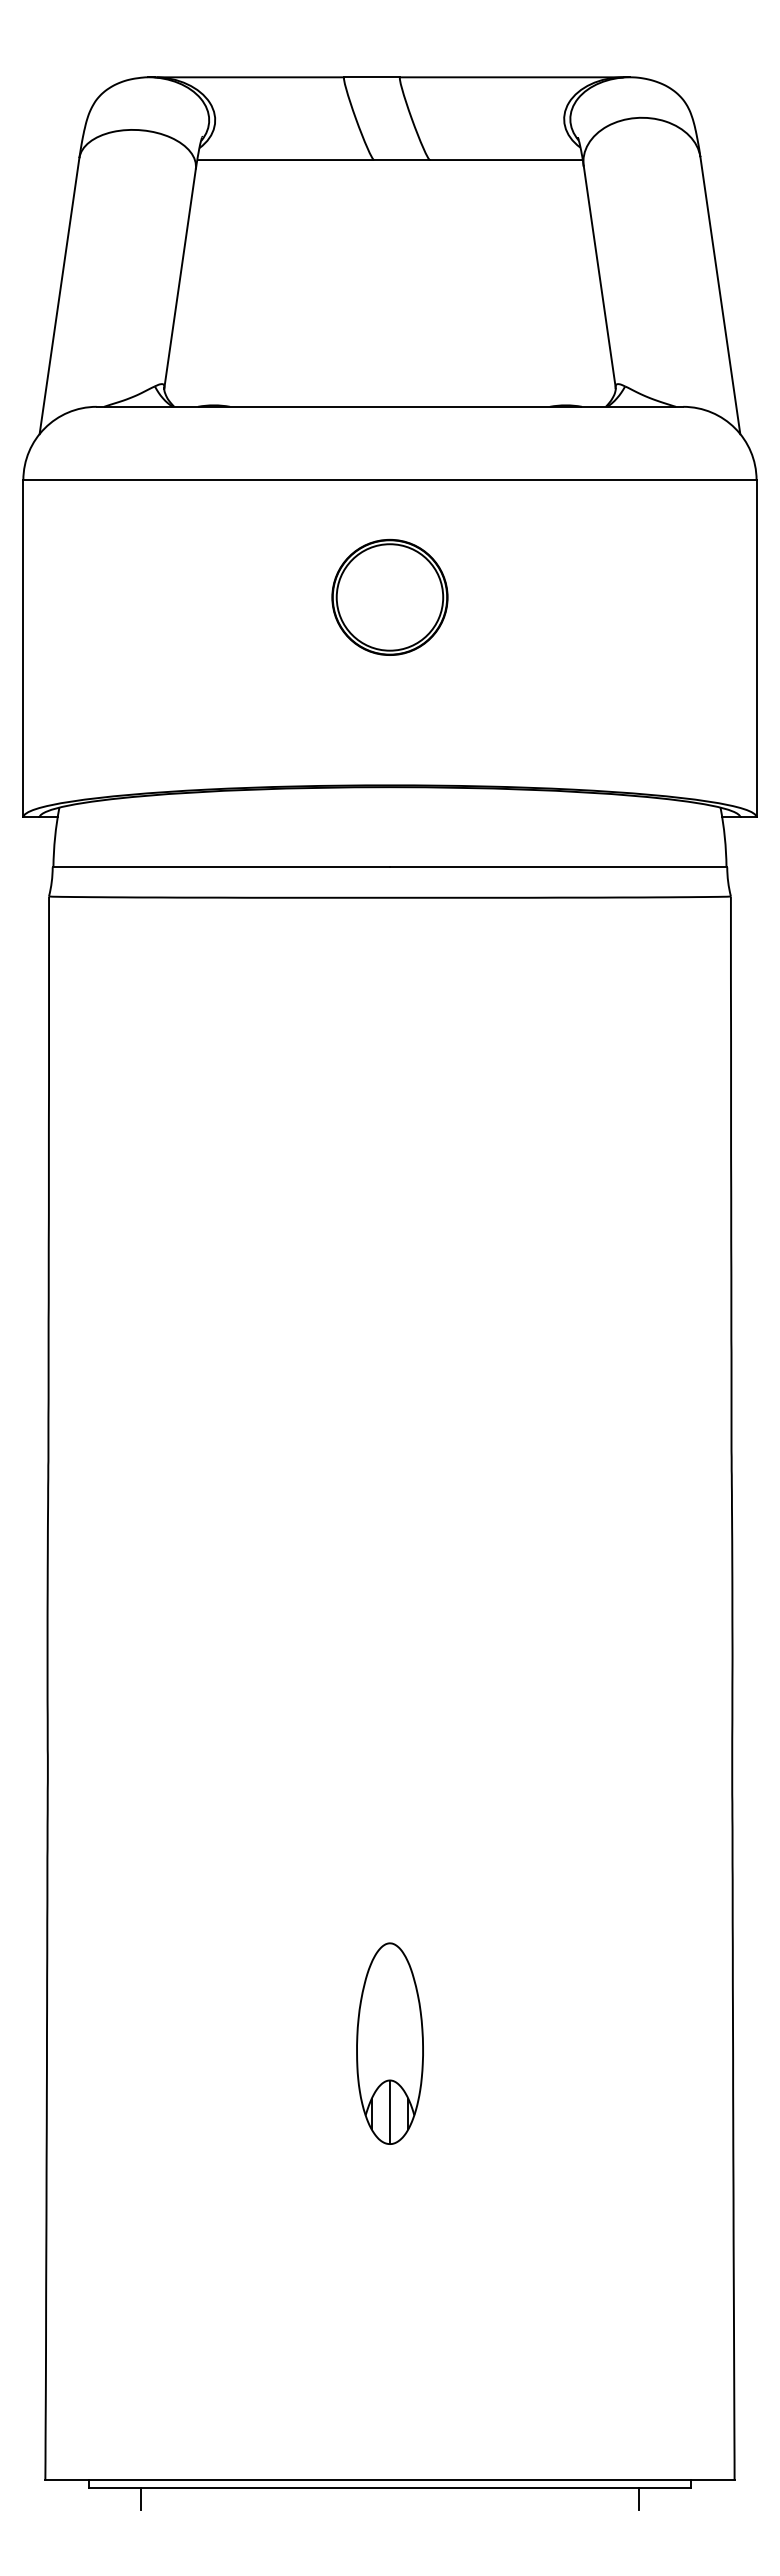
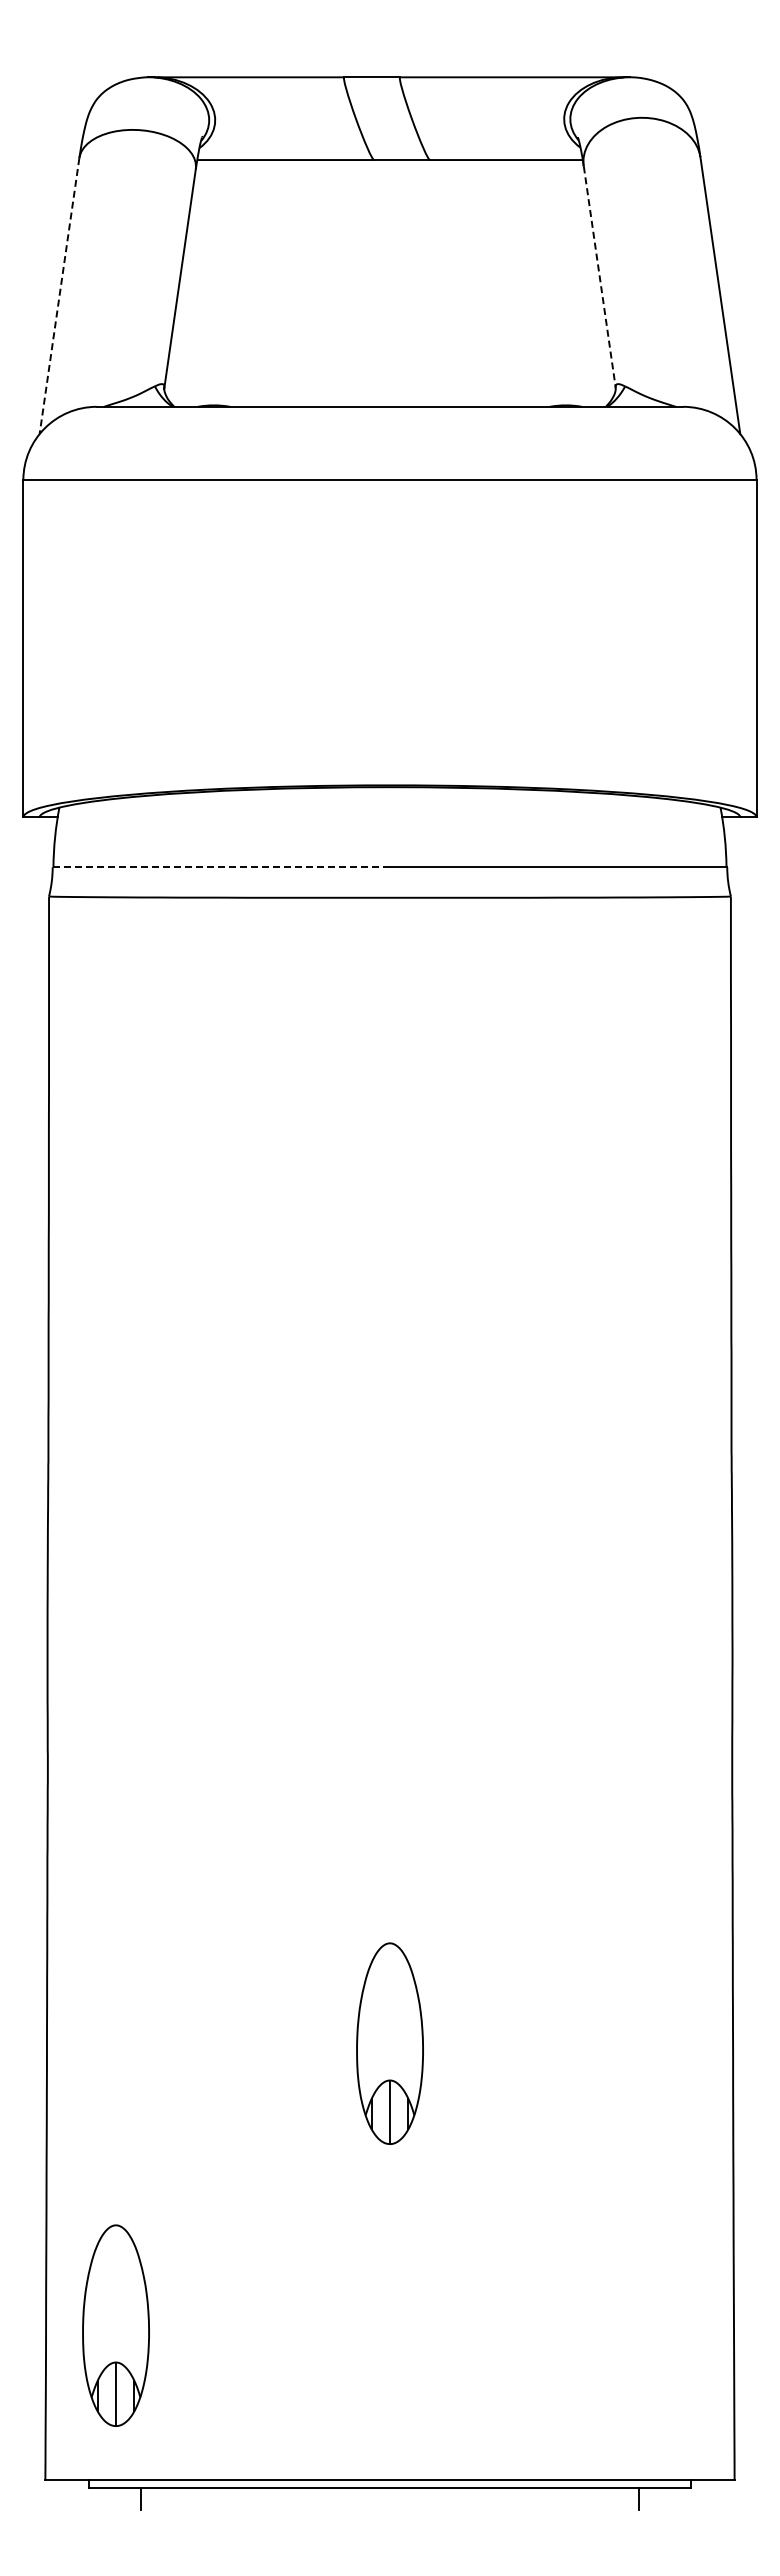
line: solid -> dashed (599, 277)
line: solid -> dashed (59, 296)
part: present -> none (389, 596)
line: solid -> dashed (221, 867)
part: none -> present (115, 2325)
